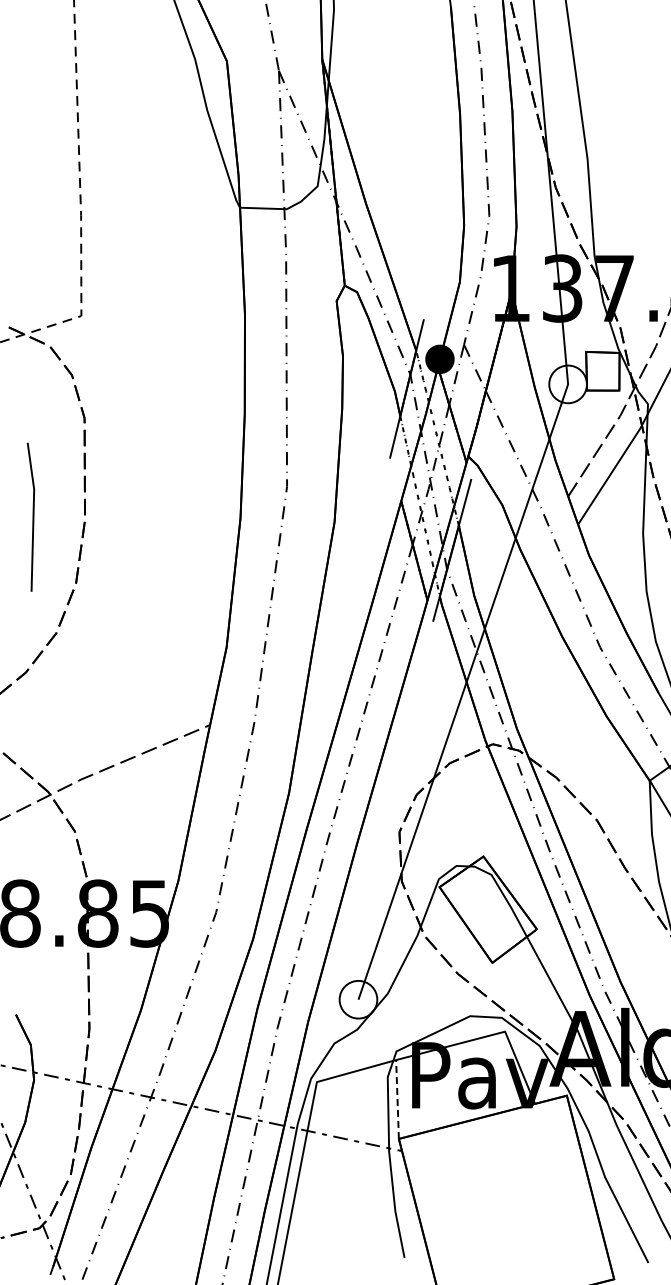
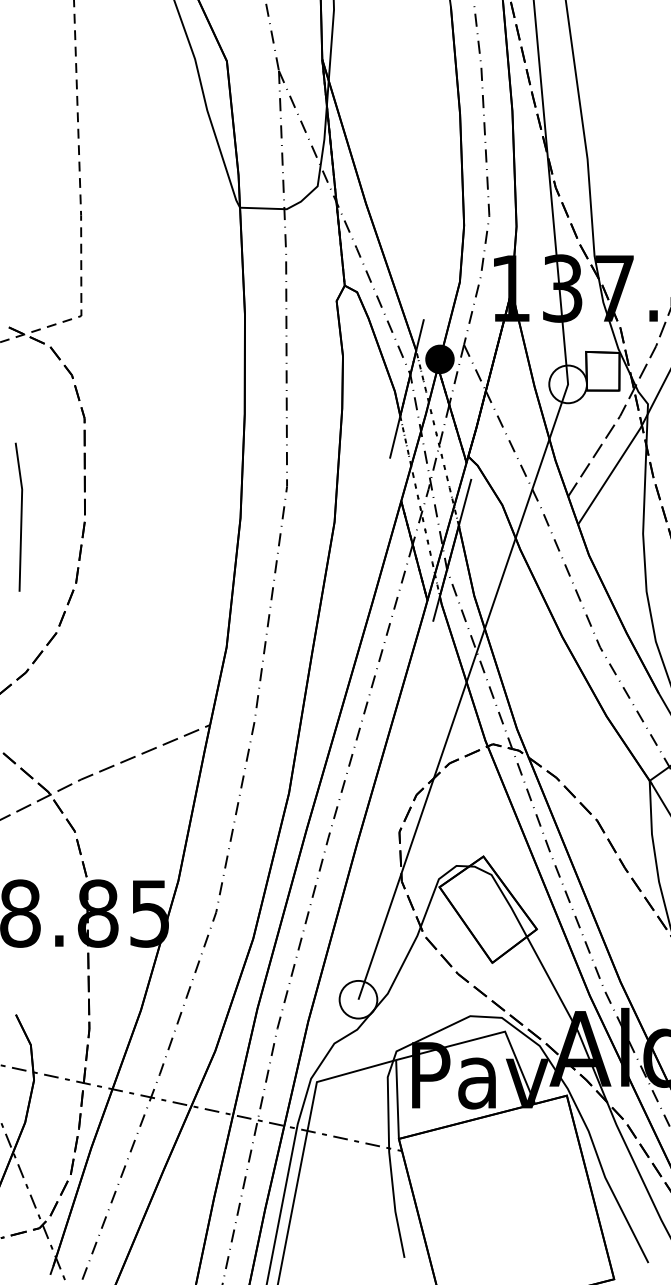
line position: (32, 516) -> (20, 516) (20, 516)
line: dashed -> solid (397, 1099)
